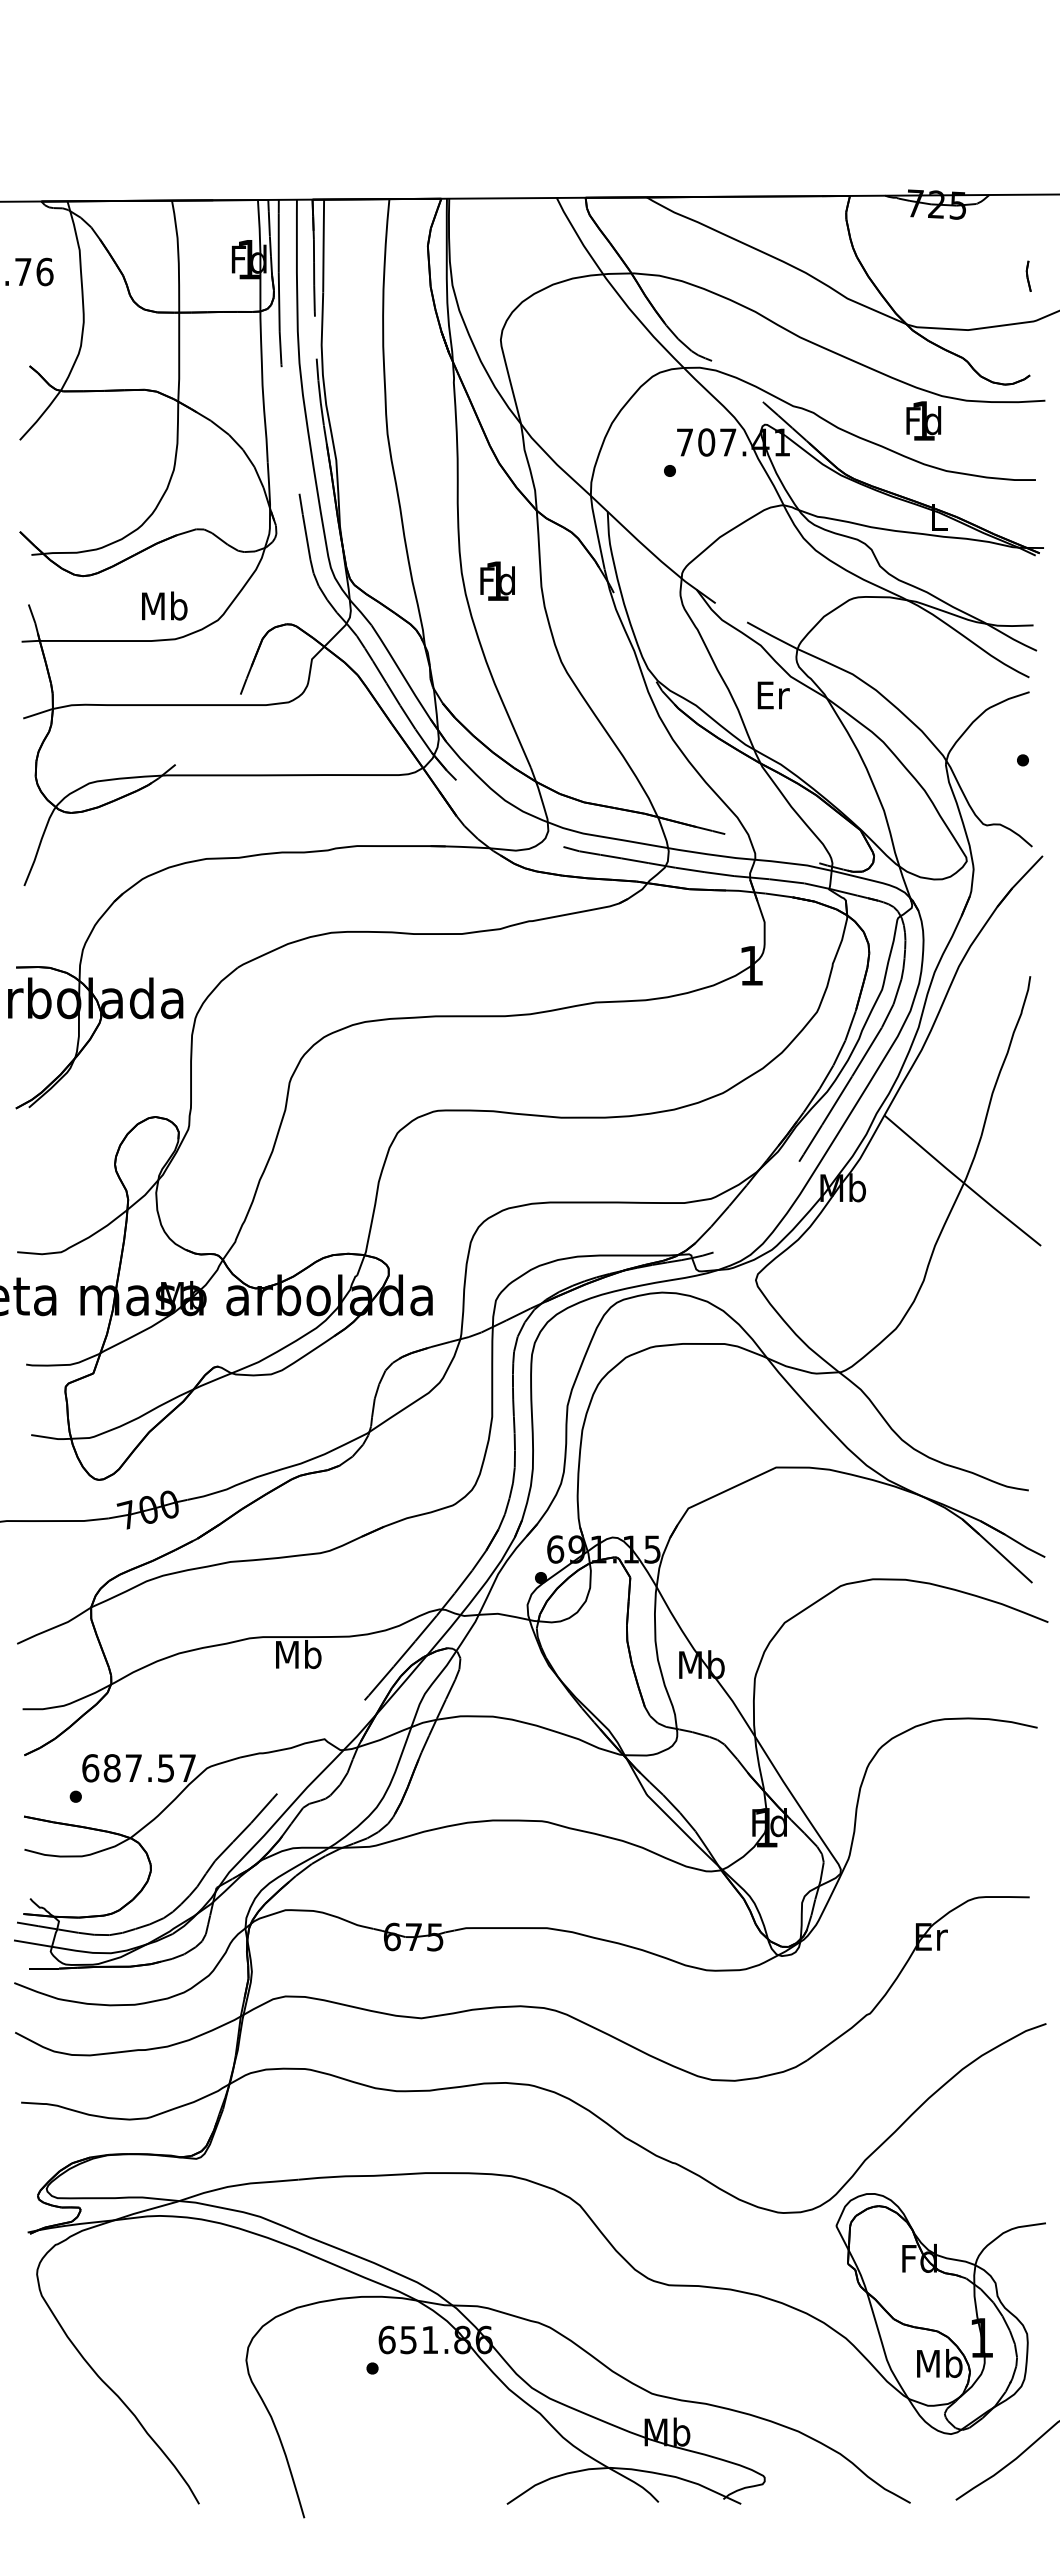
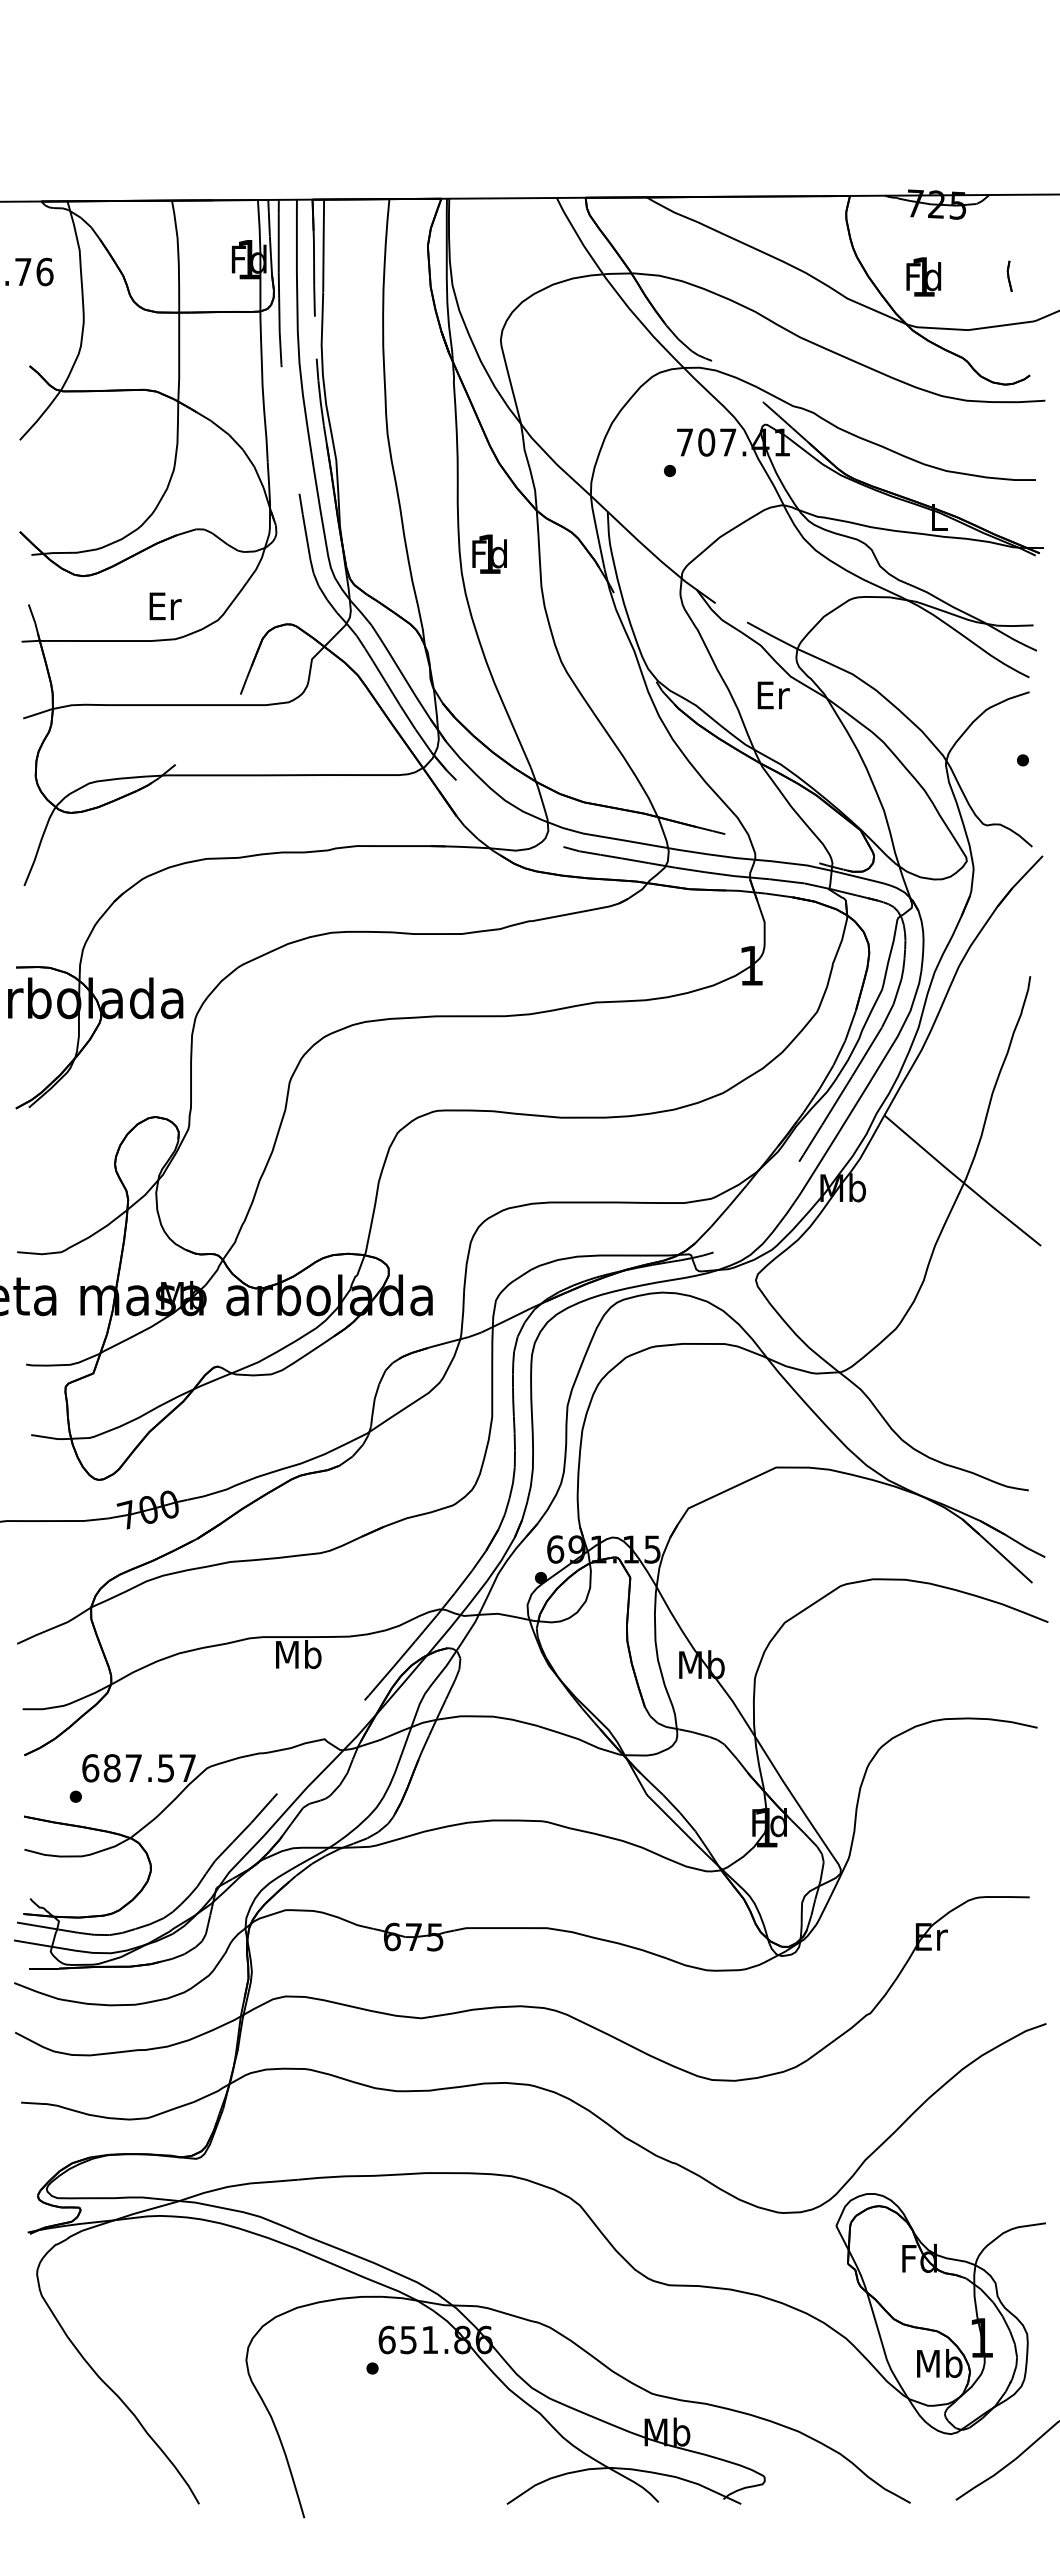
part position: (1028, 275) -> (1009, 275) (1009, 275)
text position: (923, 420) -> (923, 276) (923, 276)
text position: (497, 580) -> (489, 553) (489, 553)
text: Mb -> Er (164, 605)
